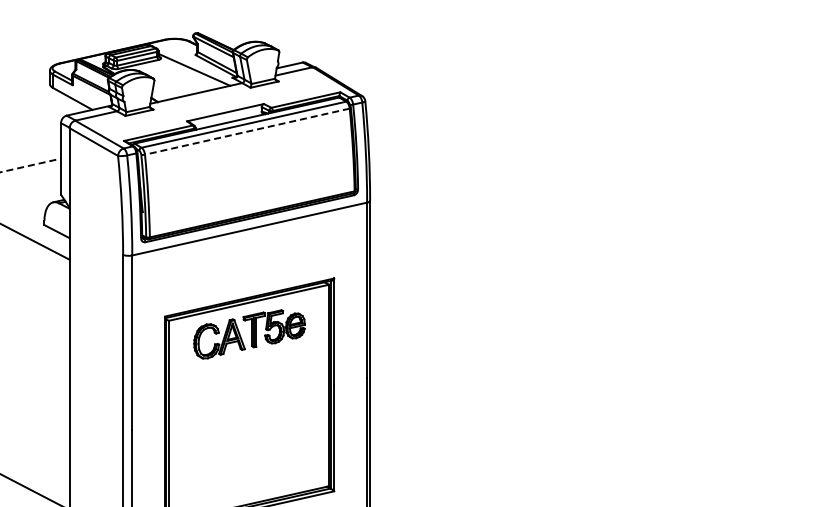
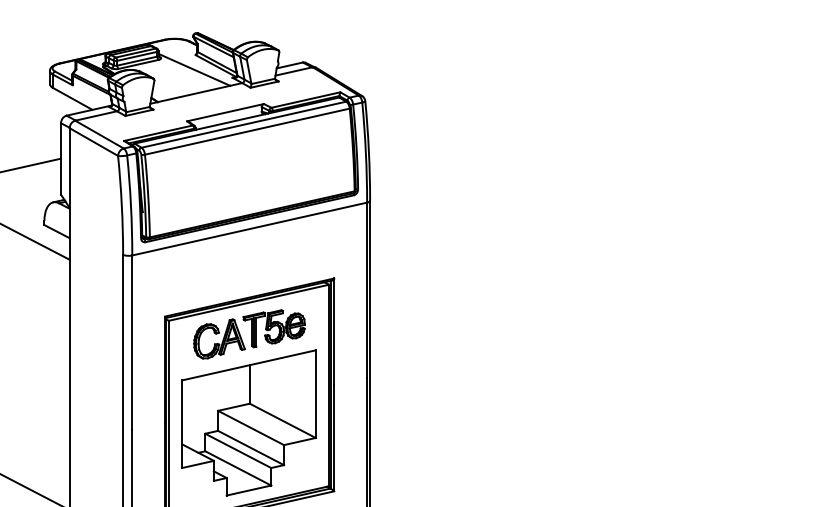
line: dashed -> solid (247, 131)
line: dashed -> solid (30, 165)
part: none -> present (248, 422)
